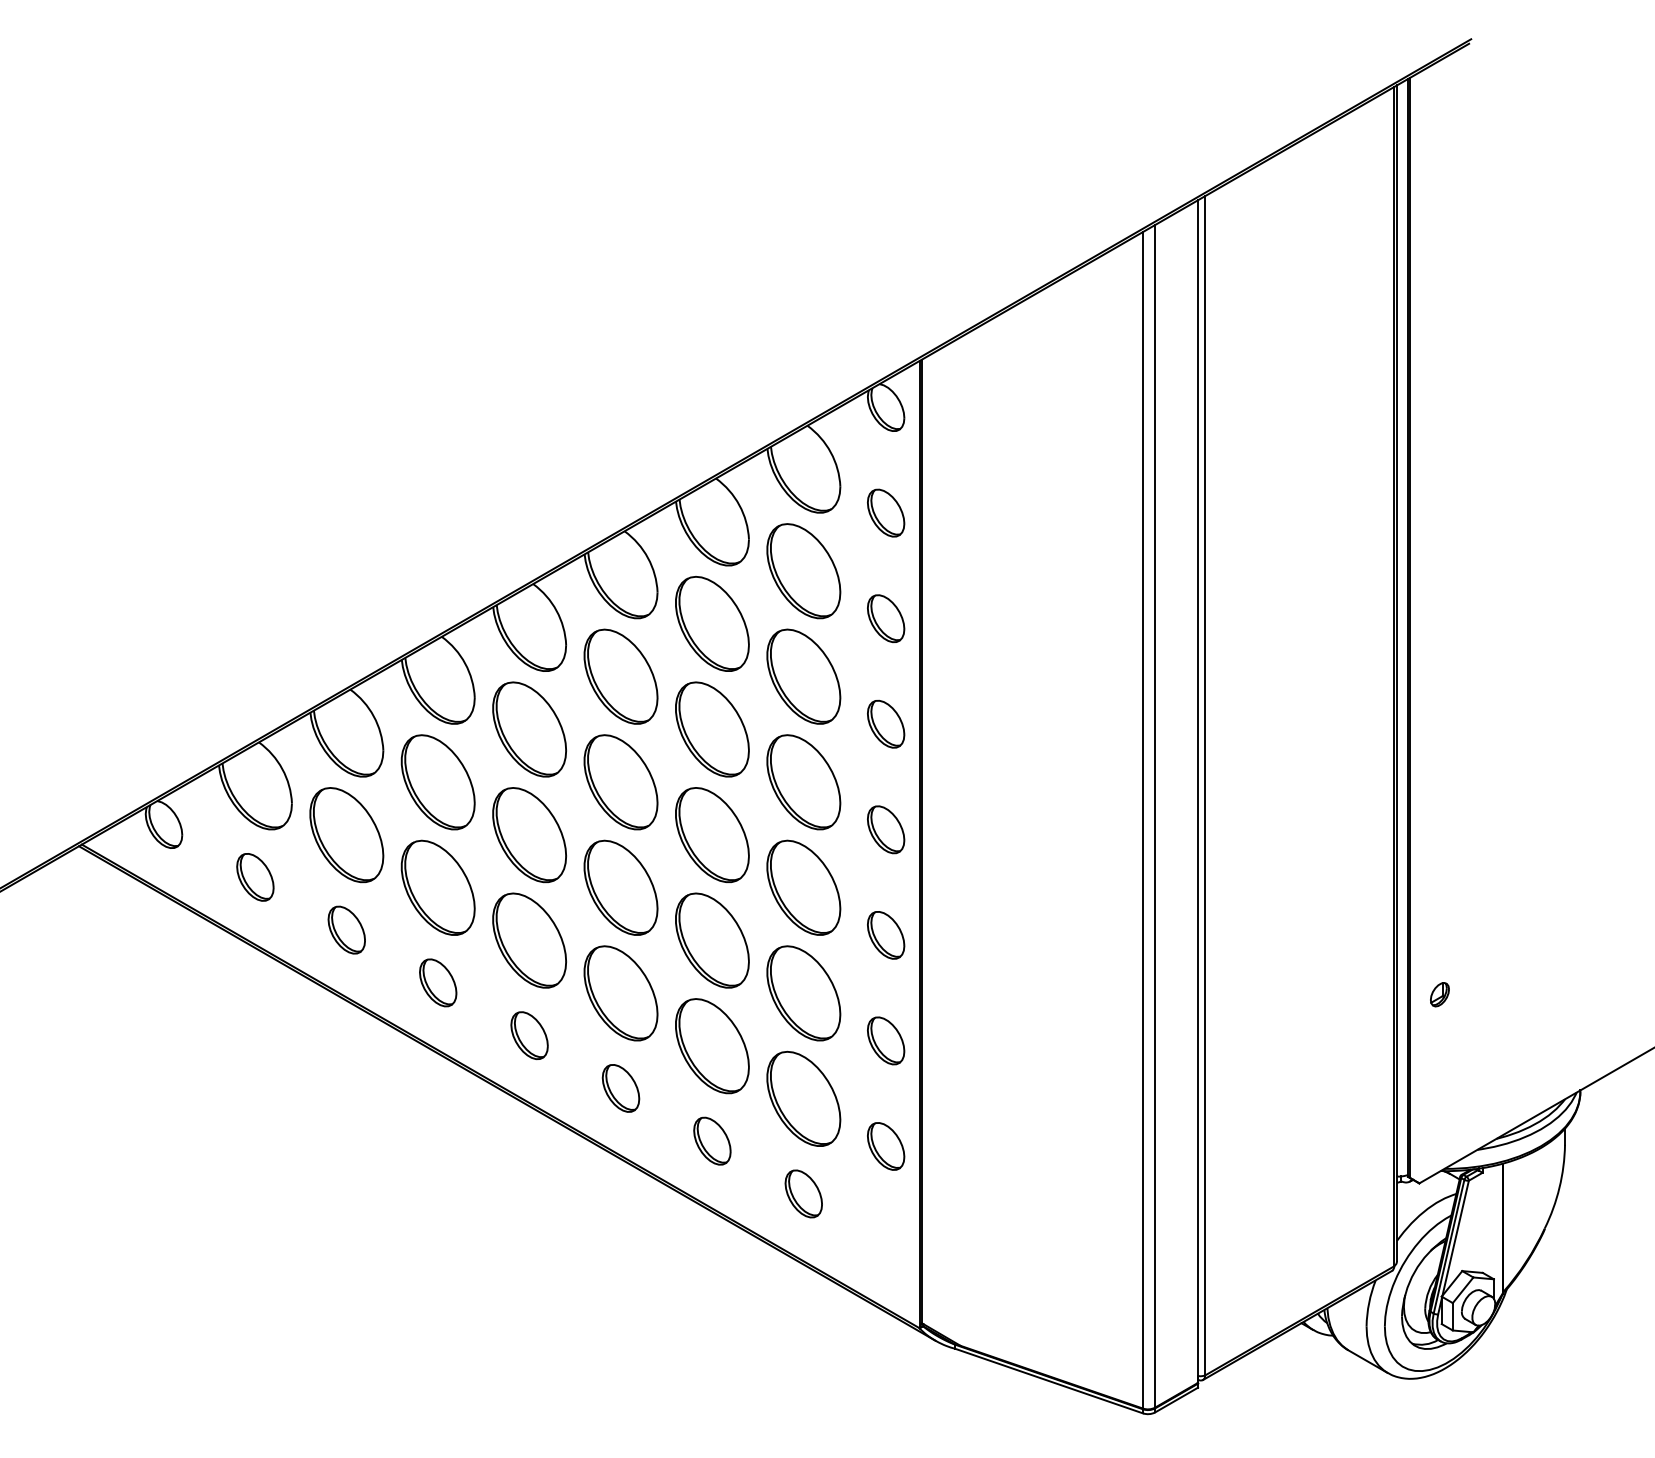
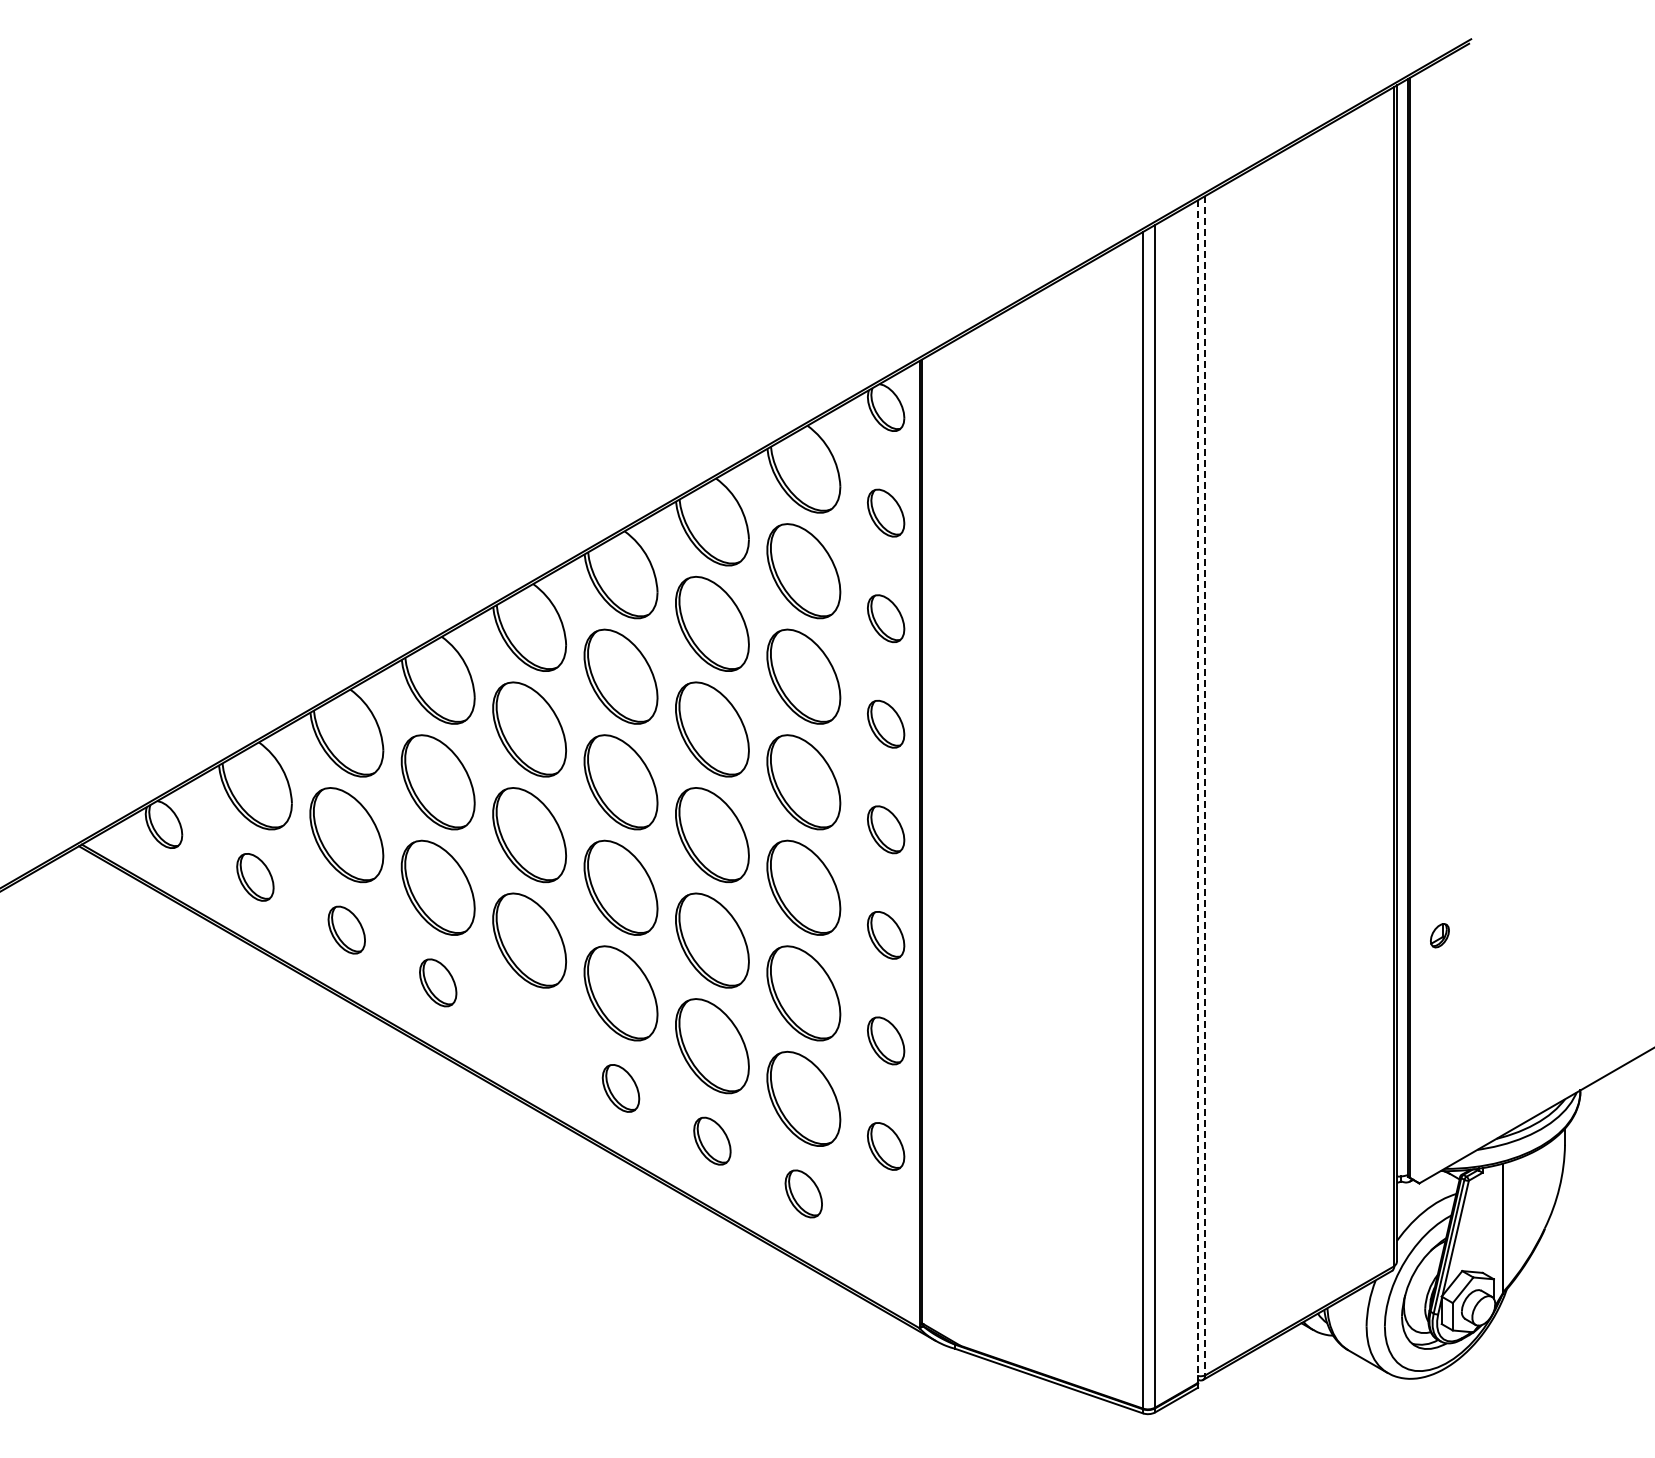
line: solid -> dashed (1205, 785)
line: solid -> dashed (1198, 792)
part position: (1439, 994) -> (1439, 935) (1439, 935)
part: present -> none (529, 1035)
